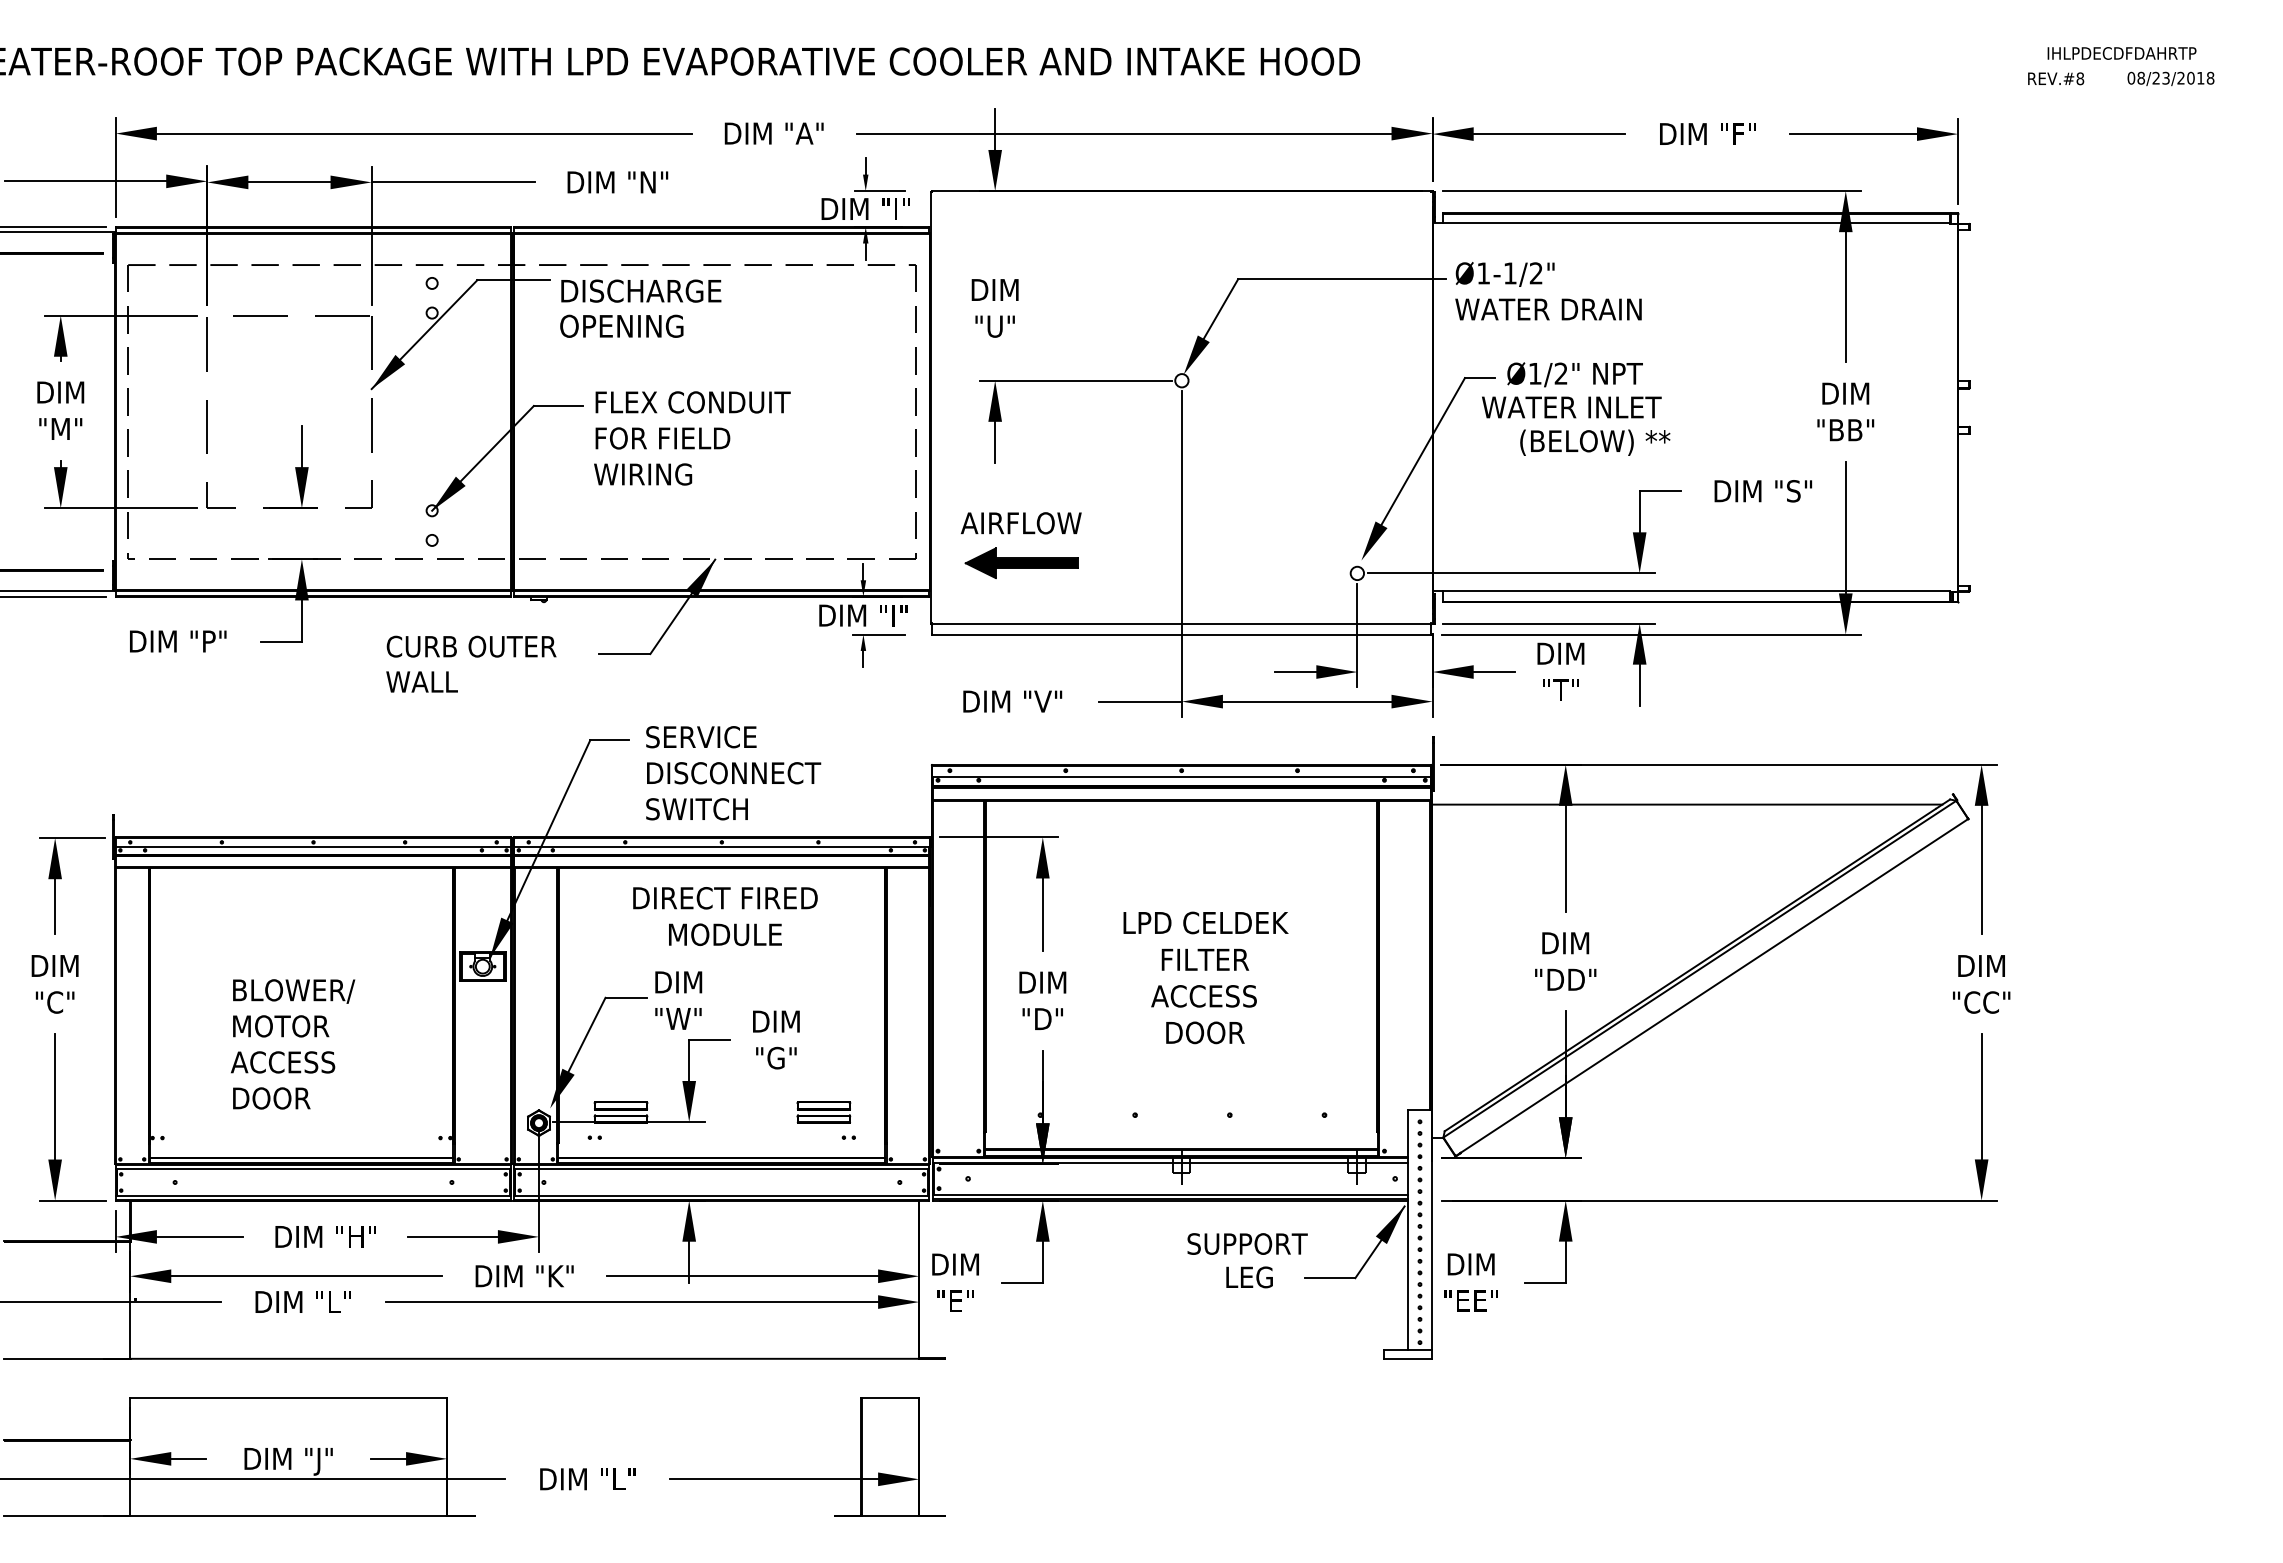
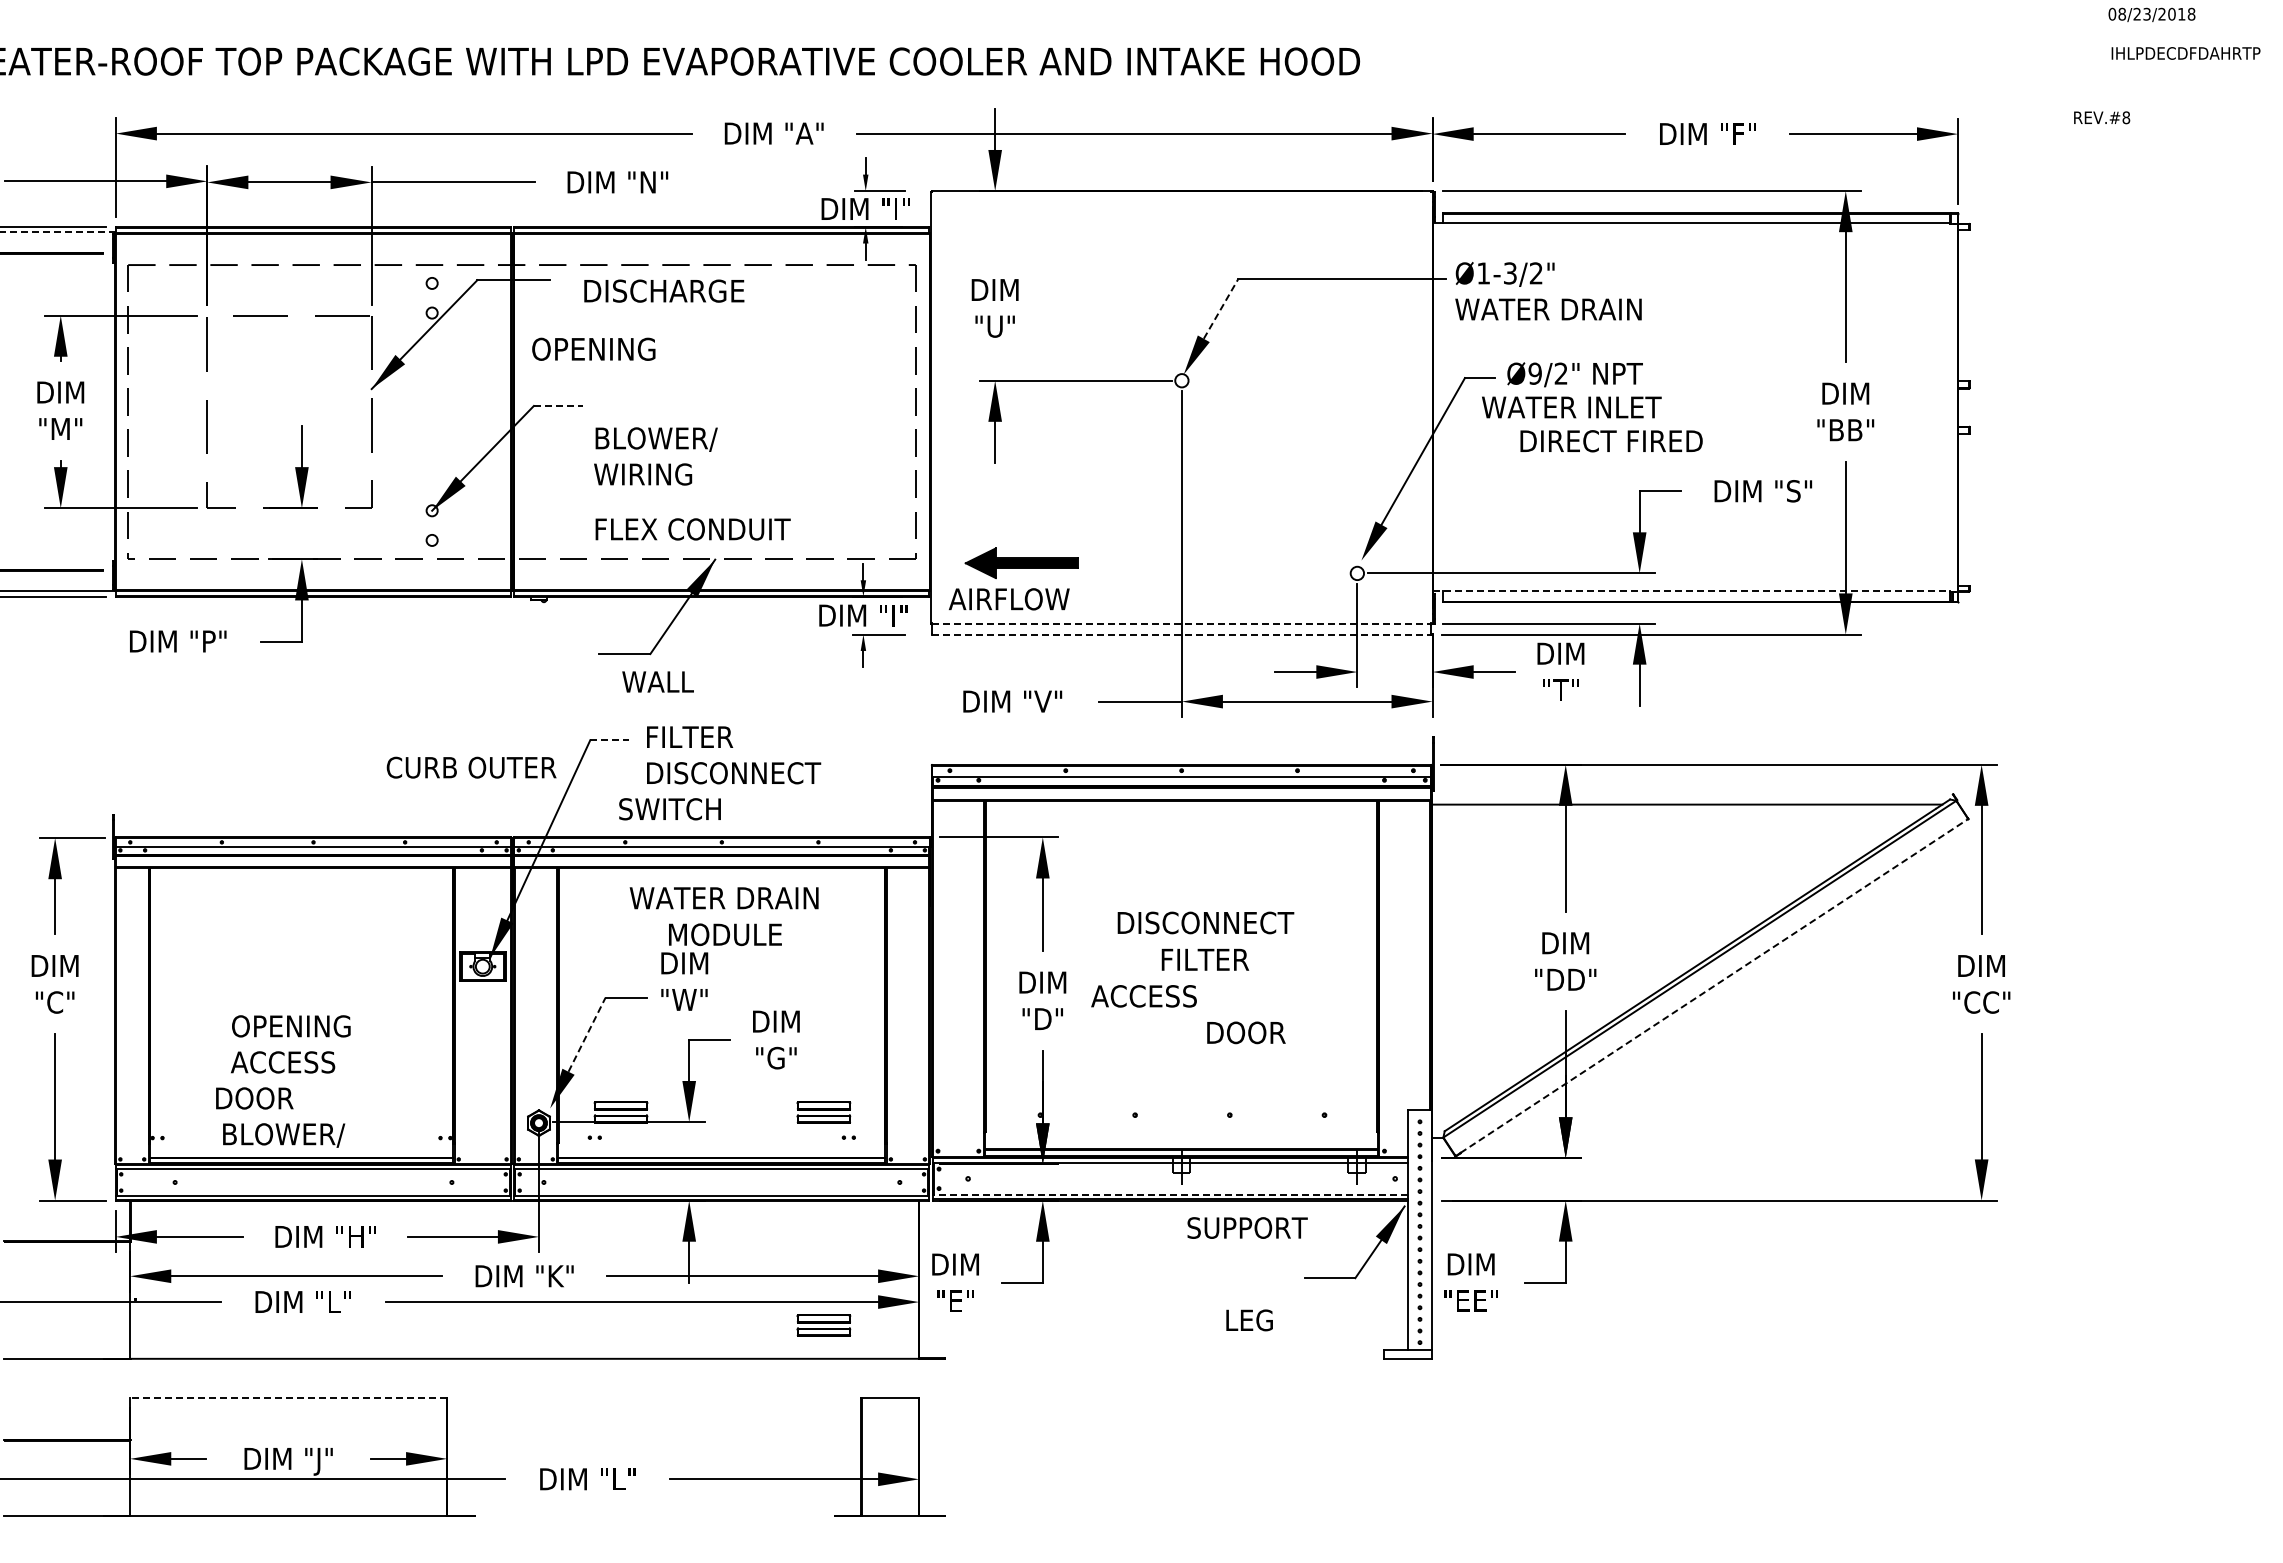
text position: (2121, 53) -> (2185, 53) (2185, 53)
text position: (2056, 78) -> (2102, 117) (2102, 117)
text position: (2170, 78) -> (2151, 14) (2151, 14)
line: solid -> dashed (57, 232)
text: Ø1-1/2" -> Ø1-3/2" (1510, 273)
text position: (641, 290) -> (664, 290) (664, 290)
line: solid -> dashed (1221, 308)
text position: (621, 325) -> (593, 348) (593, 348)
text: Ø1/2" -> Ø9/2" (1534, 373)
text position: (692, 402) -> (692, 529) (692, 529)
line: solid -> dashed (558, 406)
text: FOR FIELD -> BLOWER/ (664, 439)
text: (BELOW) ** -> DIRECT FIRED (1611, 442)
text position: (1020, 523) -> (1008, 599) (1008, 599)
line: solid -> dashed (1692, 591)
line: solid -> dashed (1183, 624)
line: solid -> dashed (1181, 634)
text position: (471, 646) -> (471, 767) (471, 767)
text position: (421, 681) -> (657, 681) (657, 681)
text: SERVICE -> FILTER (701, 737)
line: solid -> dashed (610, 740)
text position: (696, 809) -> (669, 809) (669, 809)
text: DIRECT FIRED -> WATER DRAIN (723, 898)
text: LPD CELDEK -> DISCONNECT (1205, 922)
line: solid -> dashed (1714, 985)
text position: (294, 991) -> (284, 1135) (284, 1135)
text position: (1203, 996) -> (1143, 996) (1143, 996)
text position: (678, 1000) -> (684, 981) (684, 981)
text: MOTOR -> OPENING (291, 1026)
text position: (1205, 1032) -> (1246, 1032) (1246, 1032)
line: solid -> dashed (587, 1034)
text position: (271, 1098) -> (254, 1098) (254, 1098)
line: solid -> dashed (1170, 1194)
text position: (1247, 1243) -> (1247, 1227) (1247, 1227)
text position: (1249, 1277) -> (1249, 1320) (1249, 1320)
part: none -> present (823, 1325)
line: solid -> dashed (288, 1398)
